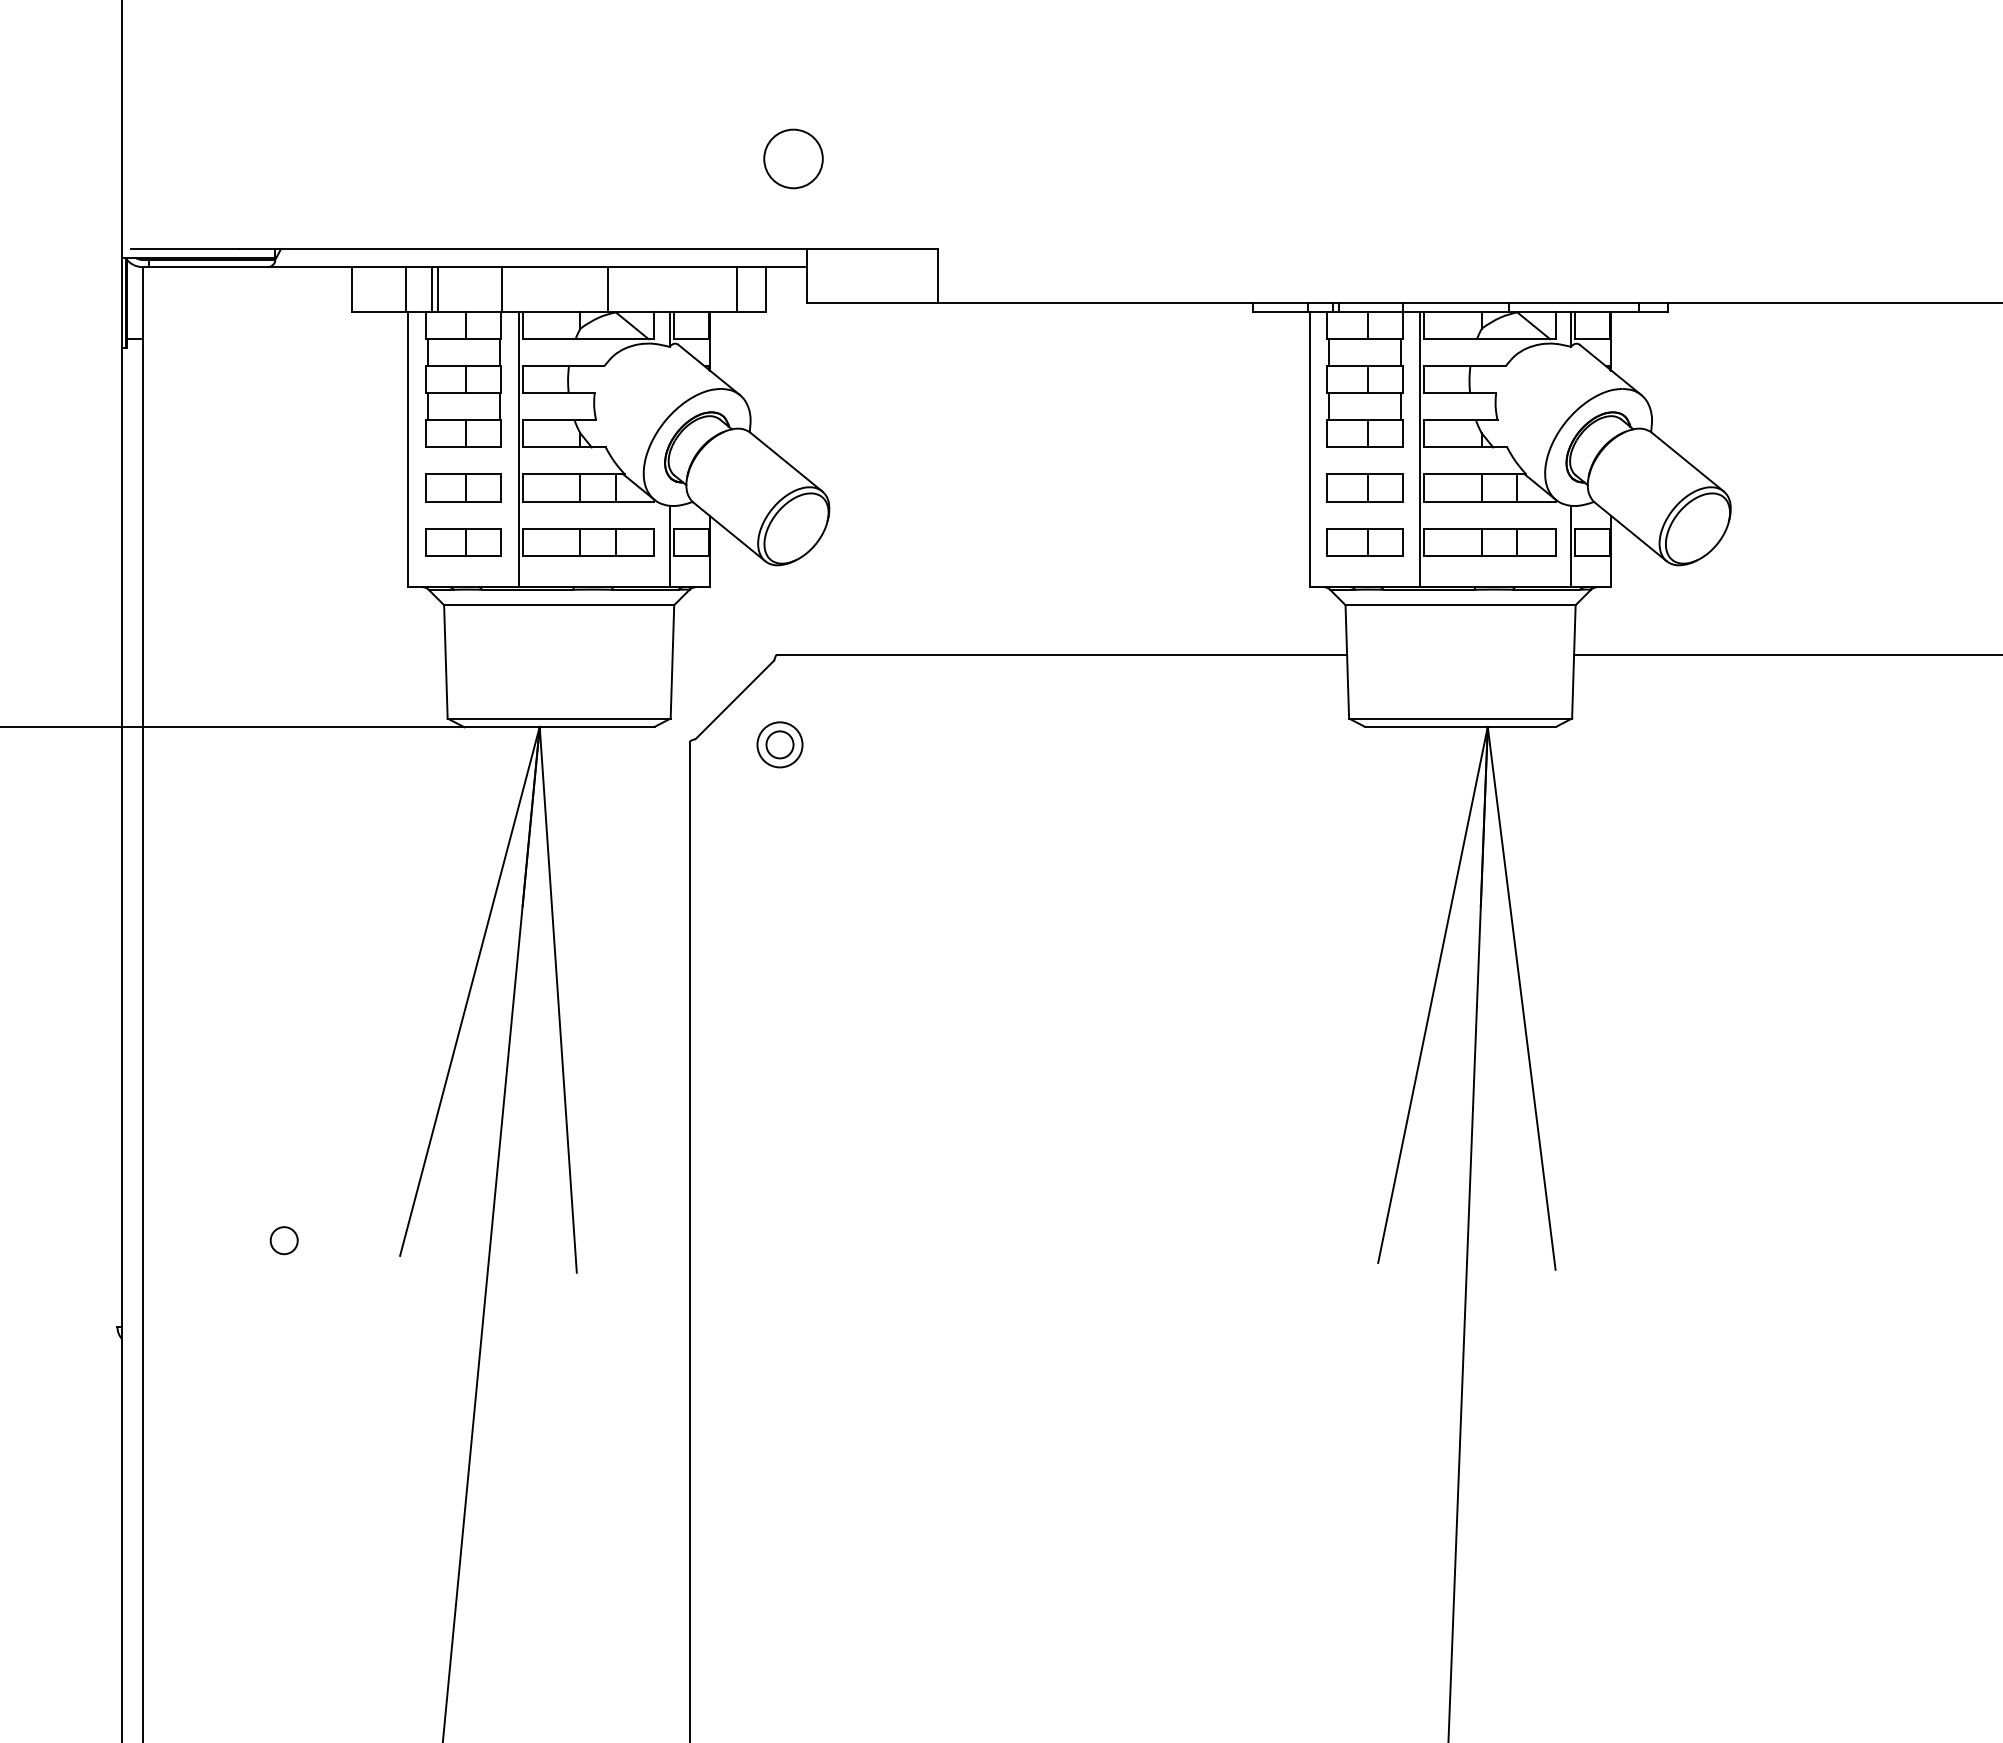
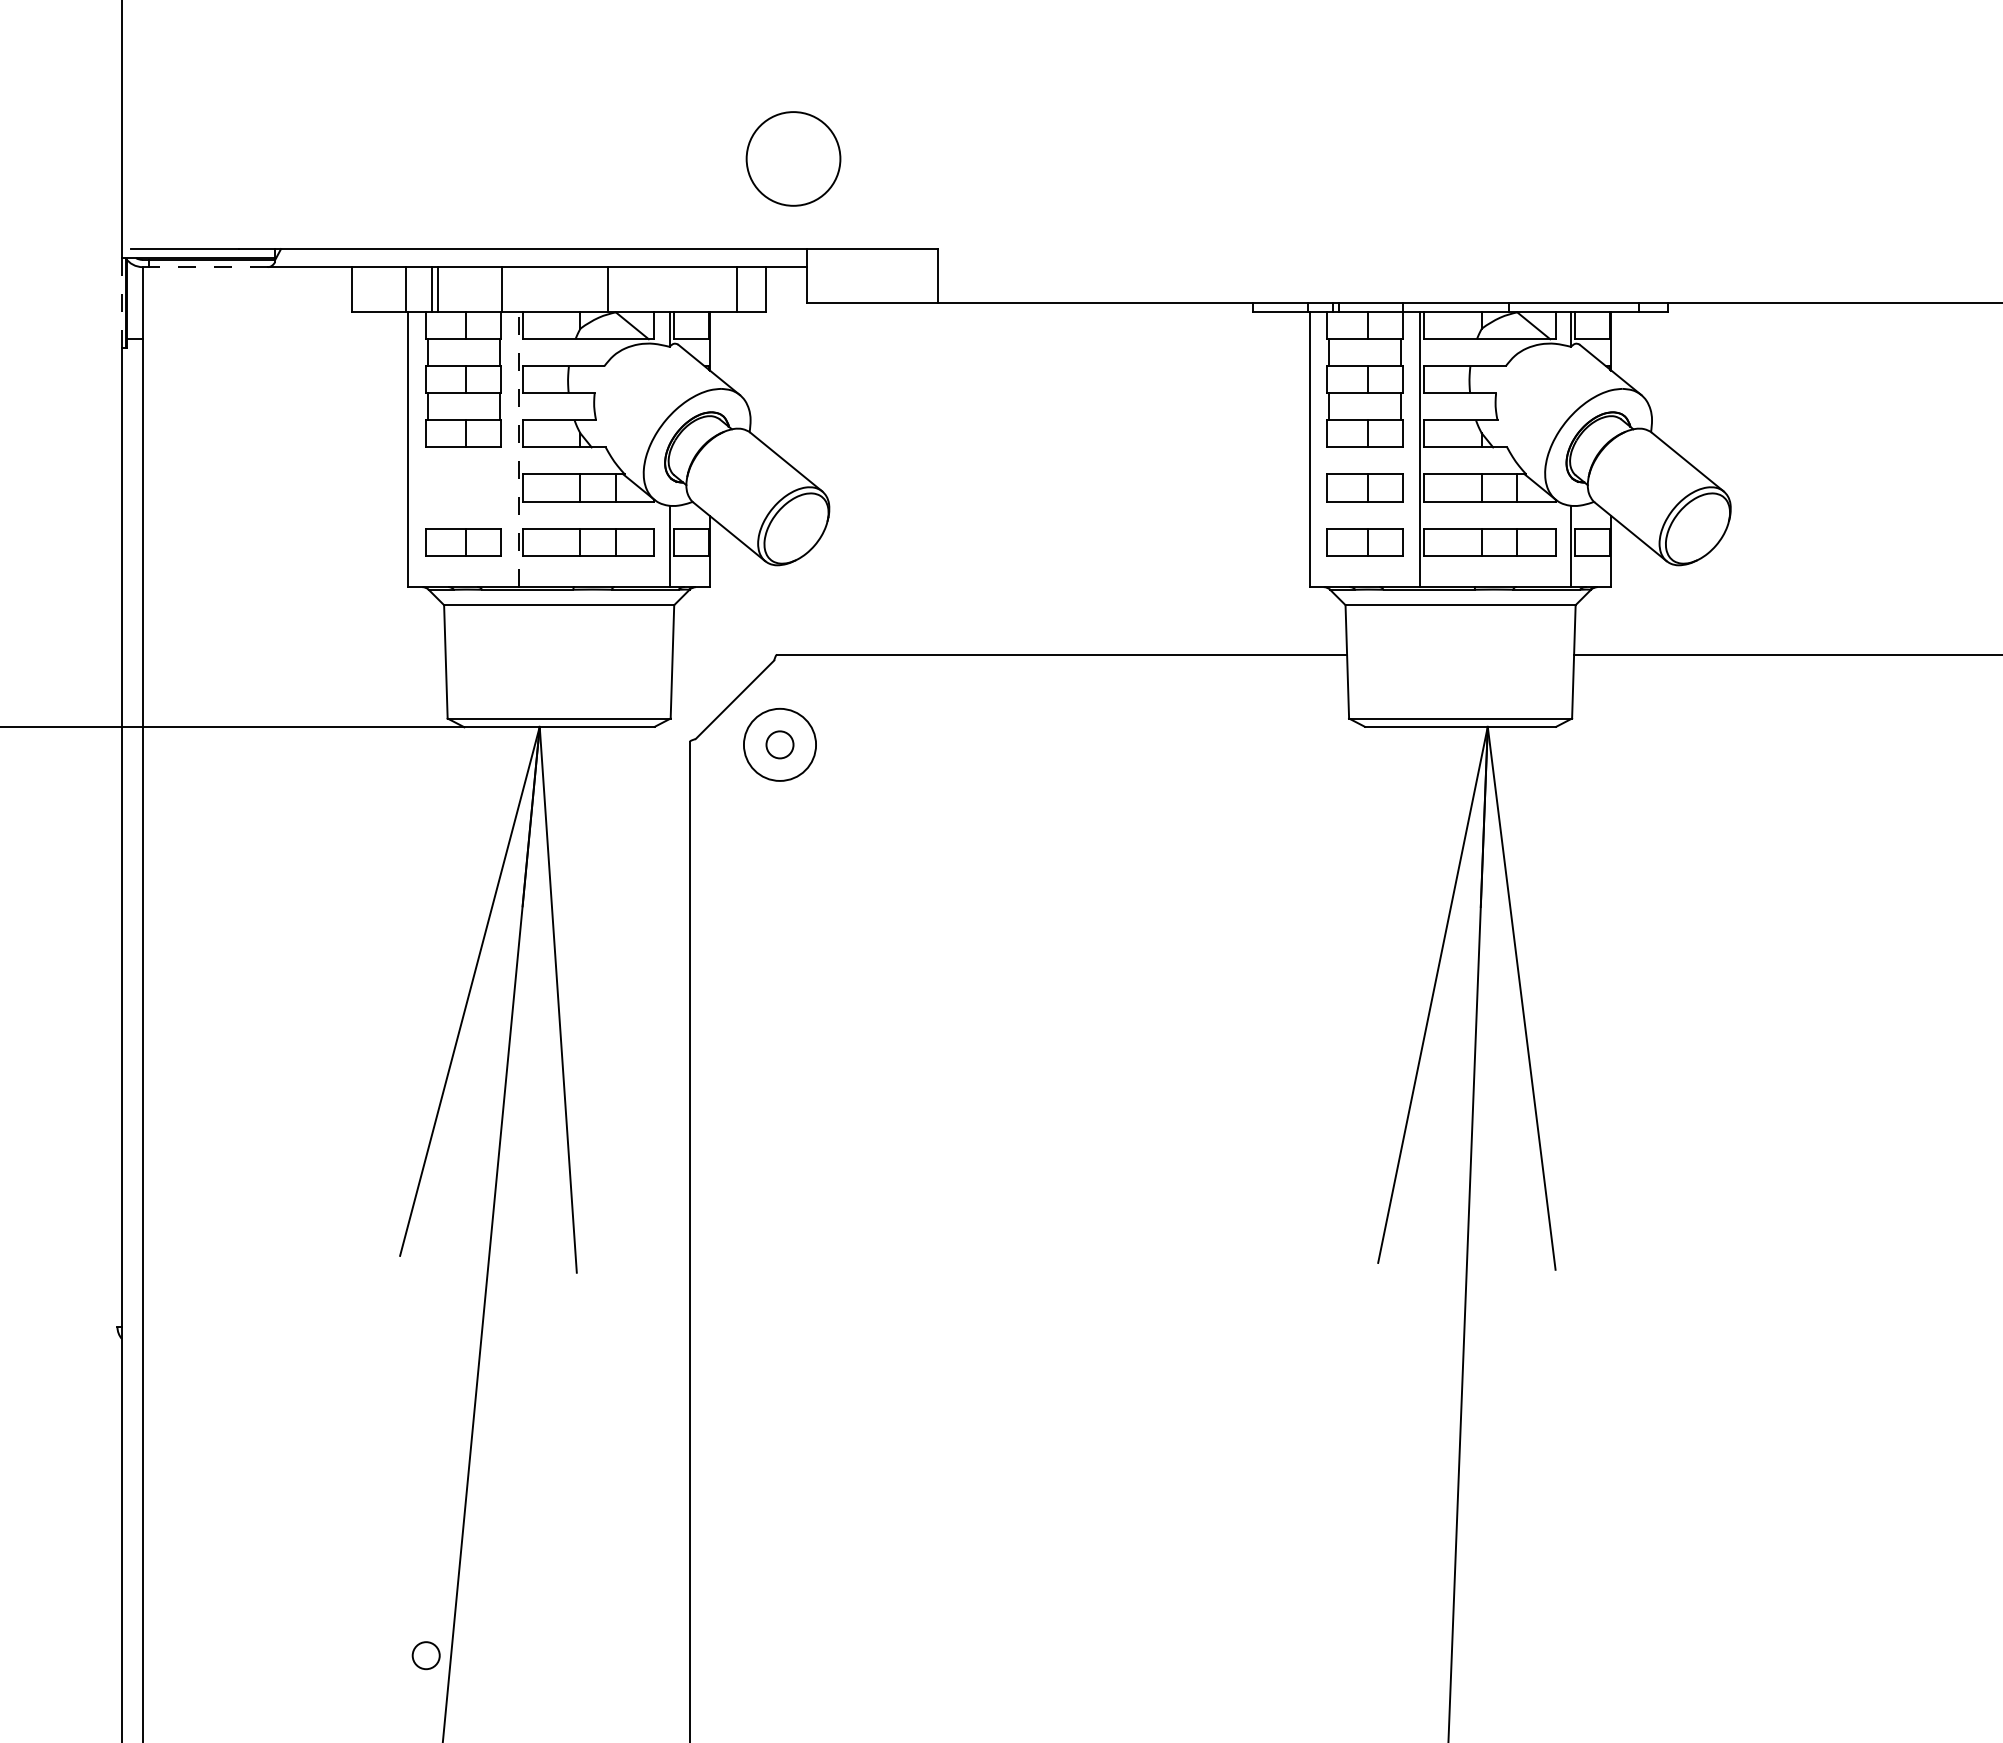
circle diameter: 59 px -> 94 px (793, 158)
line: solid -> dashed (208, 267)
line: solid -> dashed (121, 302)
line: solid -> dashed (518, 449)
part: present -> none (463, 487)
circle diameter: 45 px -> 72 px (779, 744)
circle position: (283, 1240) -> (425, 1655) (425, 1655)
